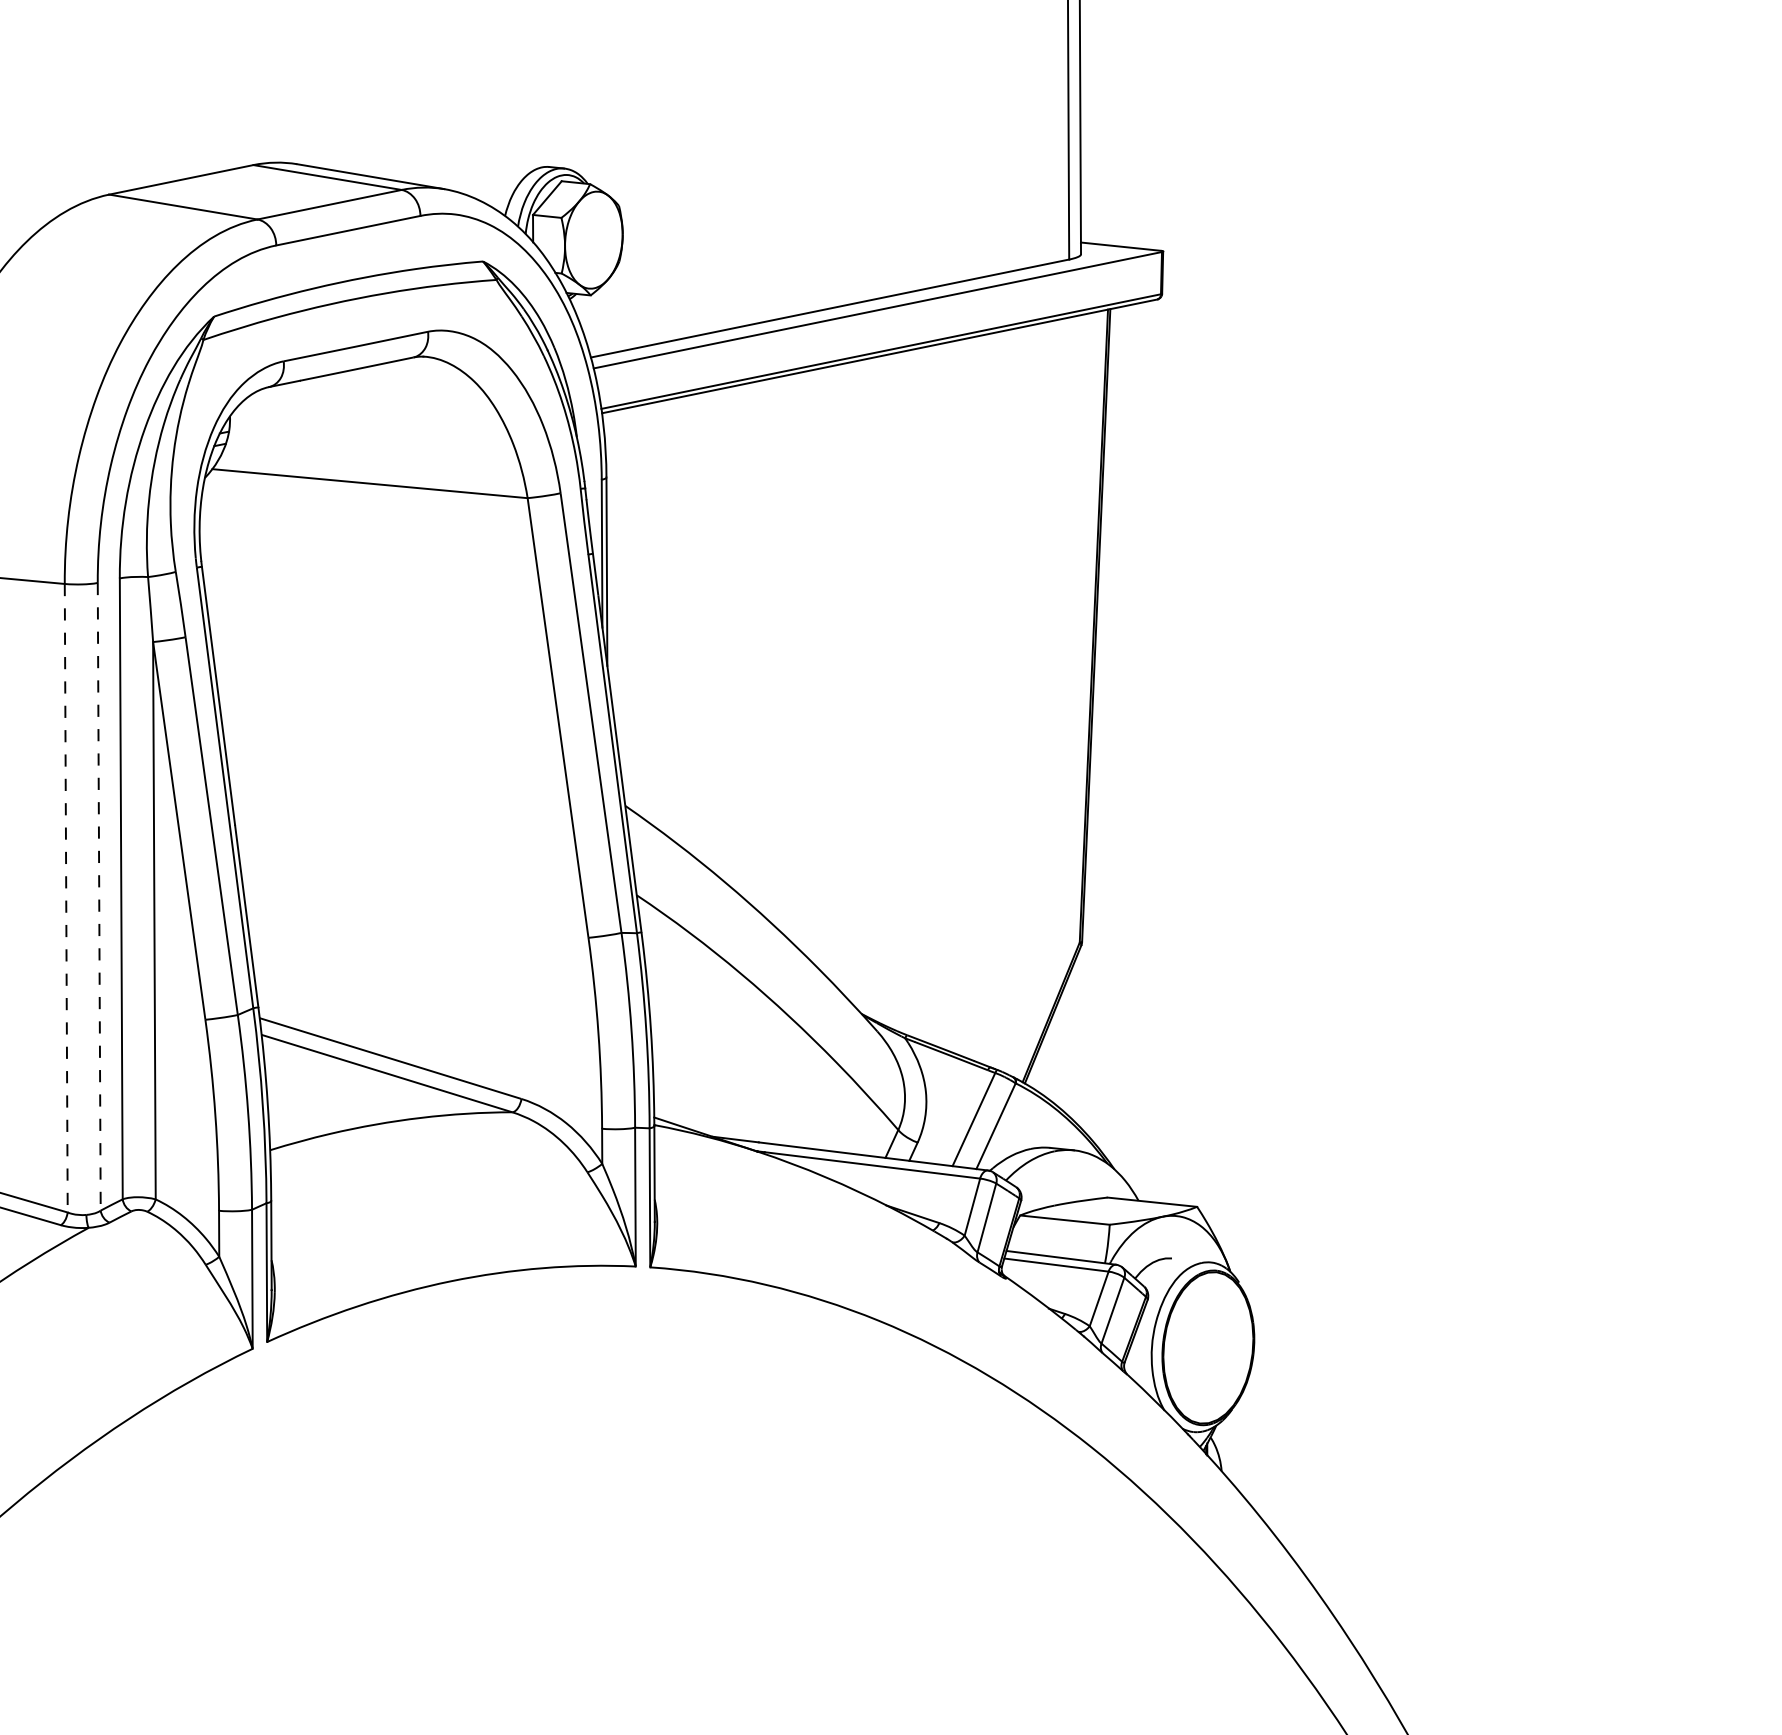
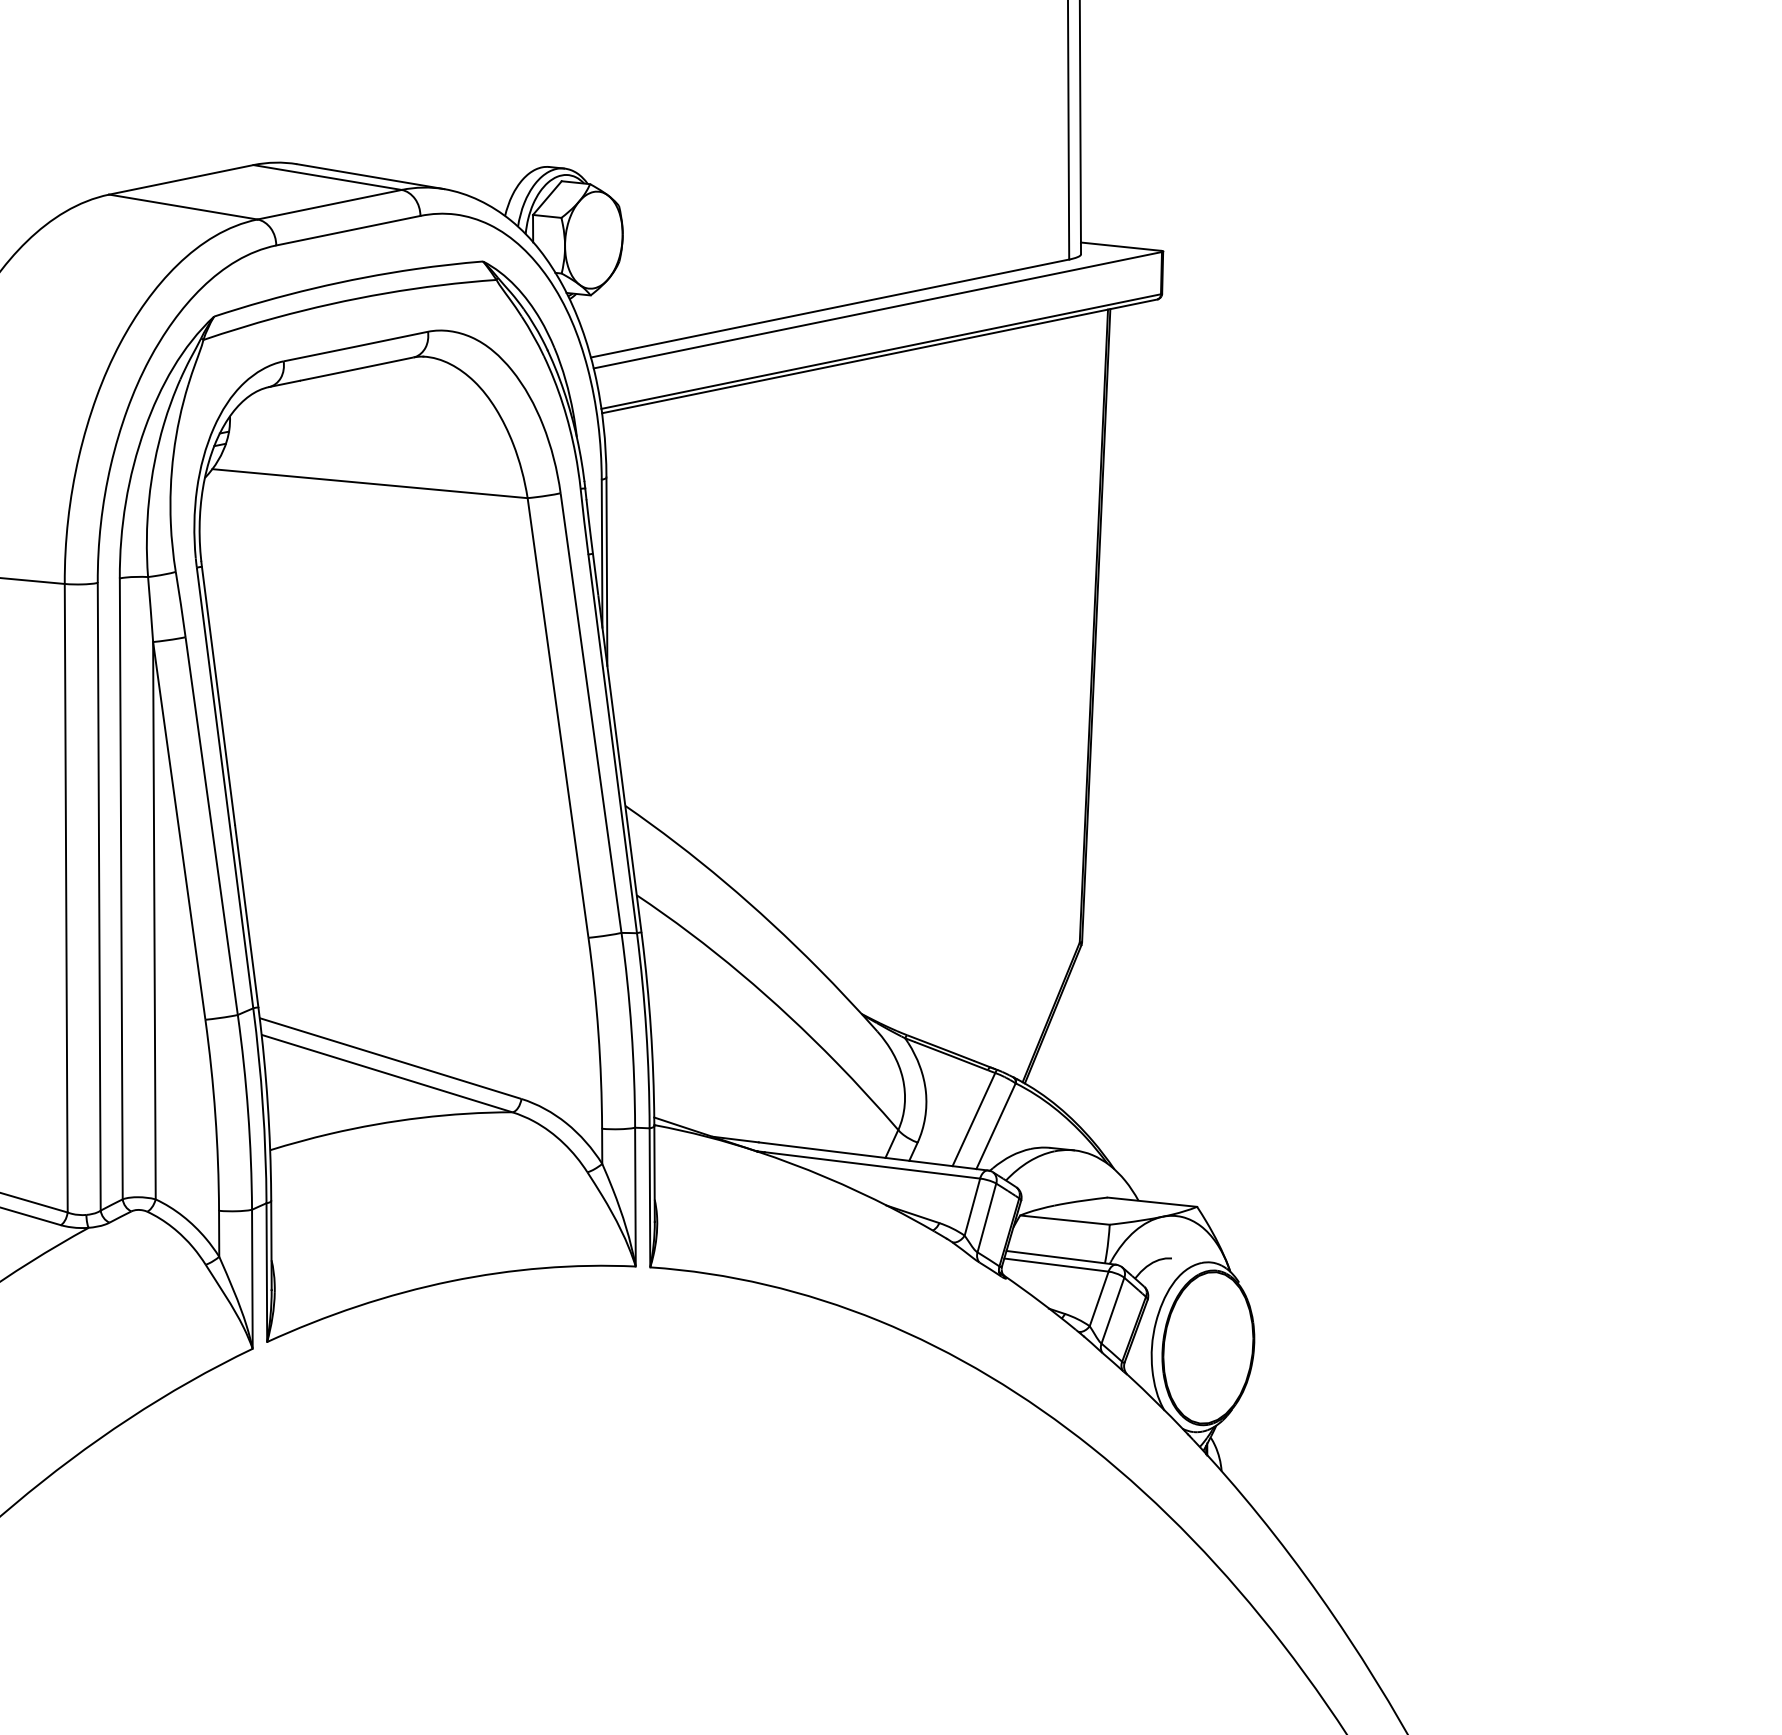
line: dashed -> solid (99, 896)
line: dashed -> solid (66, 898)
